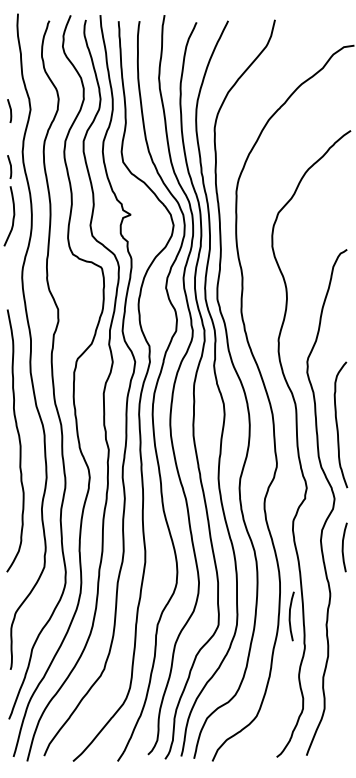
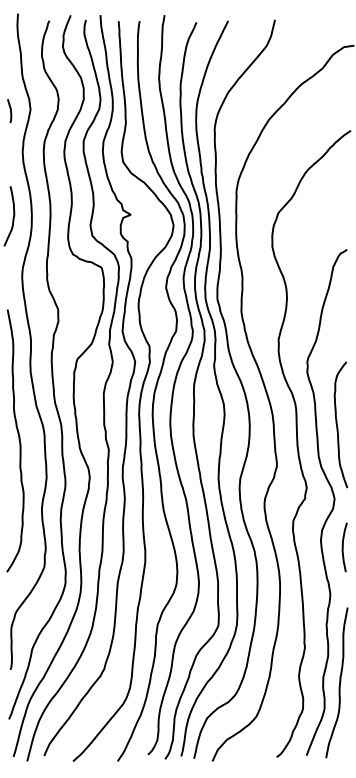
line: present -> none (10, 166)
curve: present -> none (290, 616)
curve: none -> present (339, 682)
